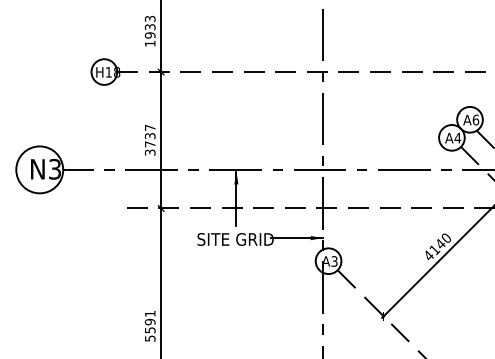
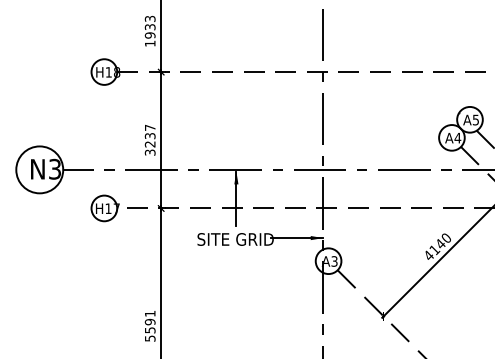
text: A6 -> A5 (475, 119)
text: 3737 -> 3237 (149, 144)
part: none -> present (104, 208)
